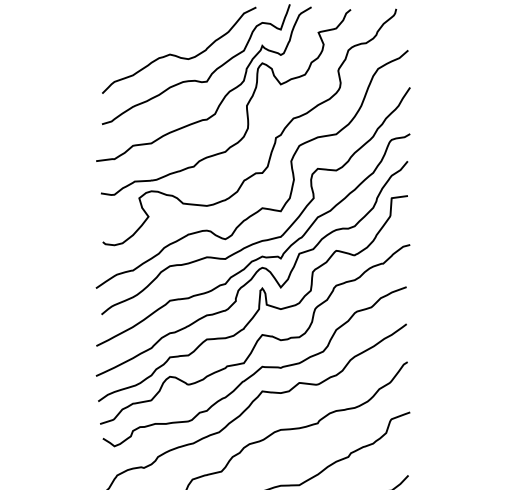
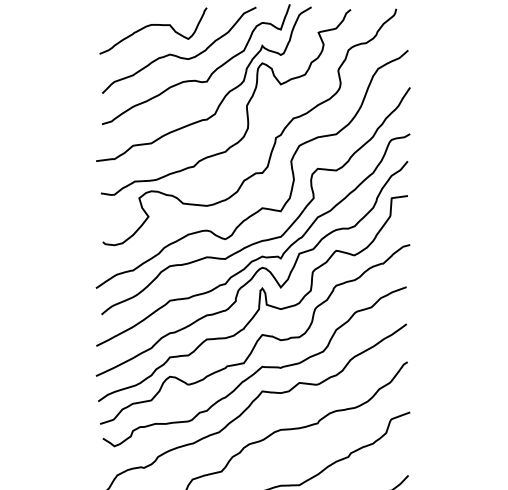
curve: none -> present (153, 25)
